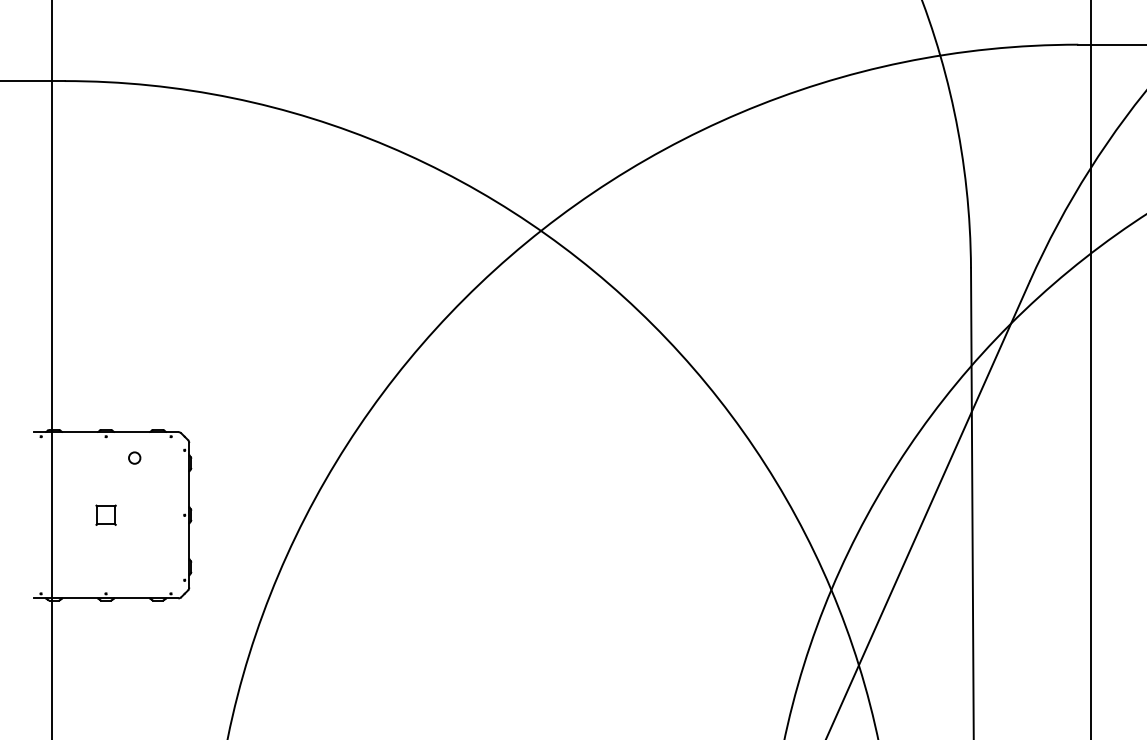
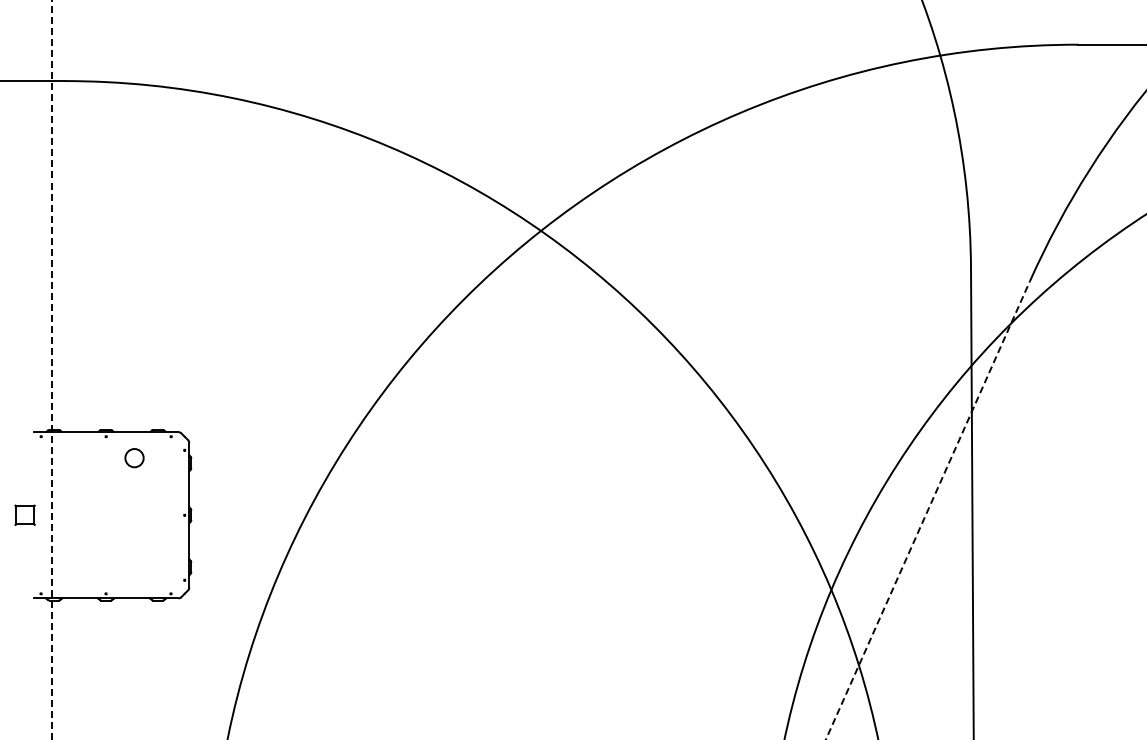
line: solid -> dashed (51, 369)
line: present -> none (1091, 369)
circle size: 14x14 px -> 21x21 px (134, 458)
line: solid -> dashed (927, 510)
part position: (105, 514) -> (24, 514) (24, 514)
